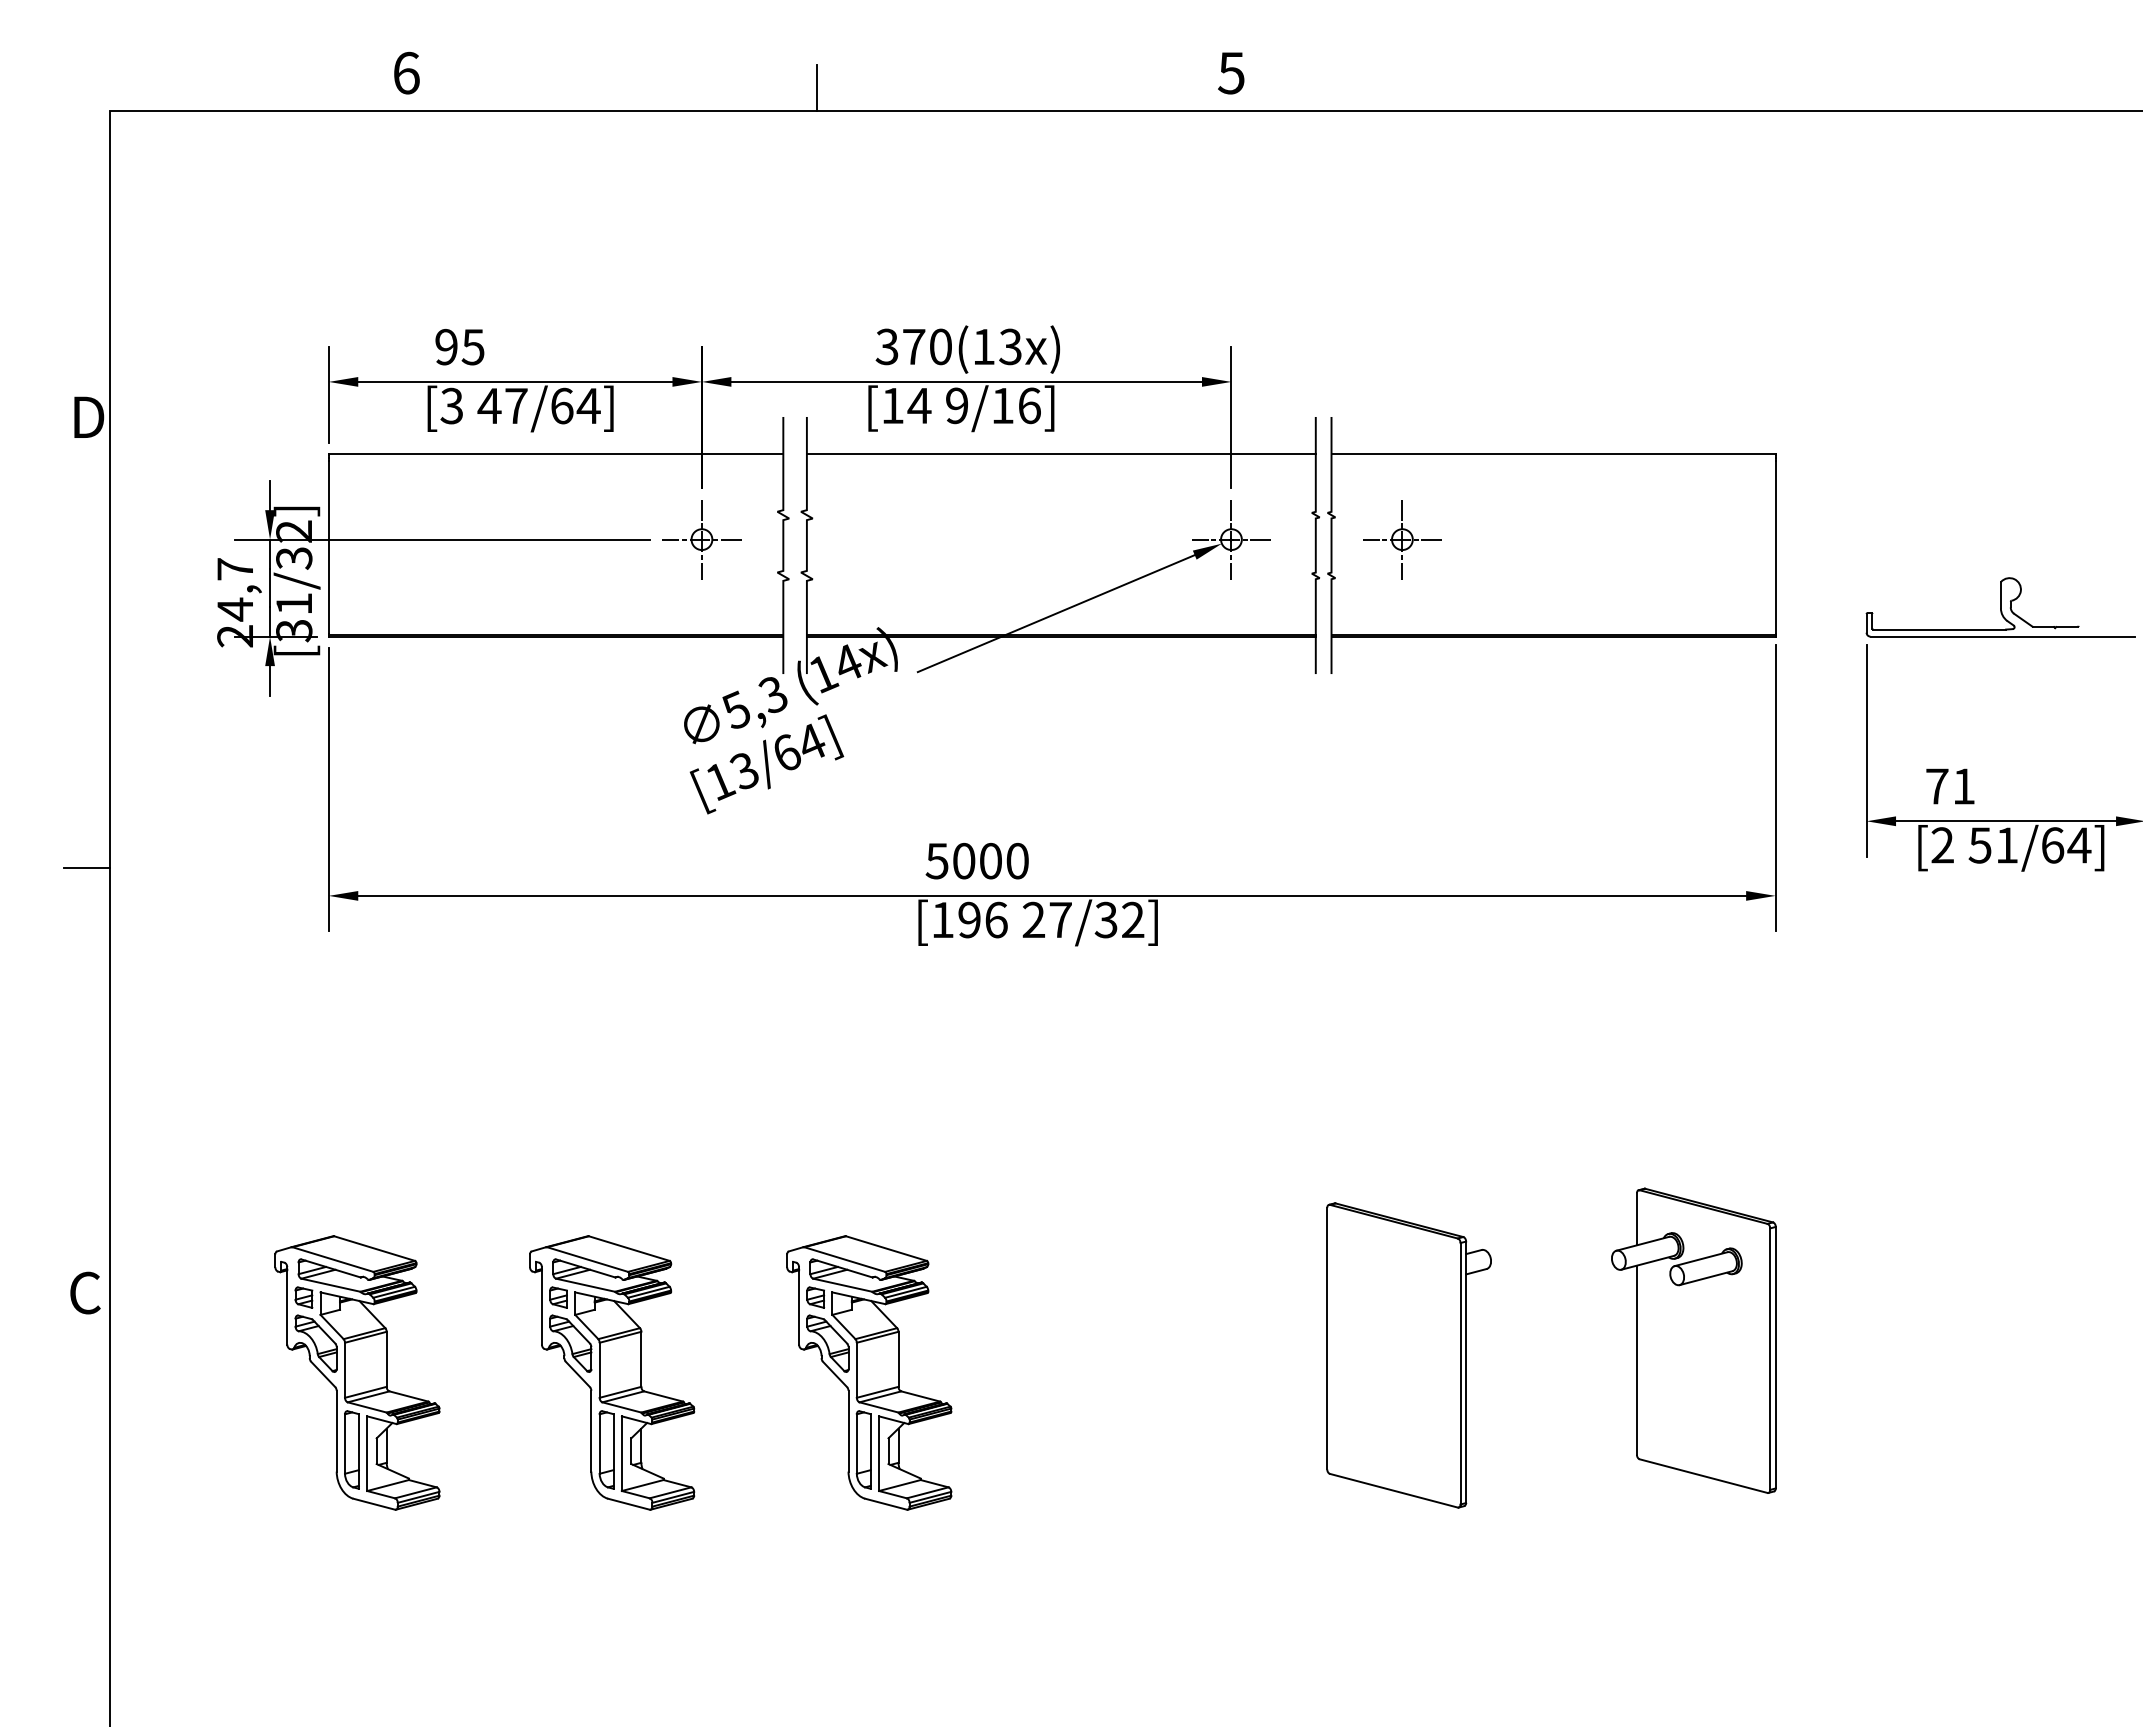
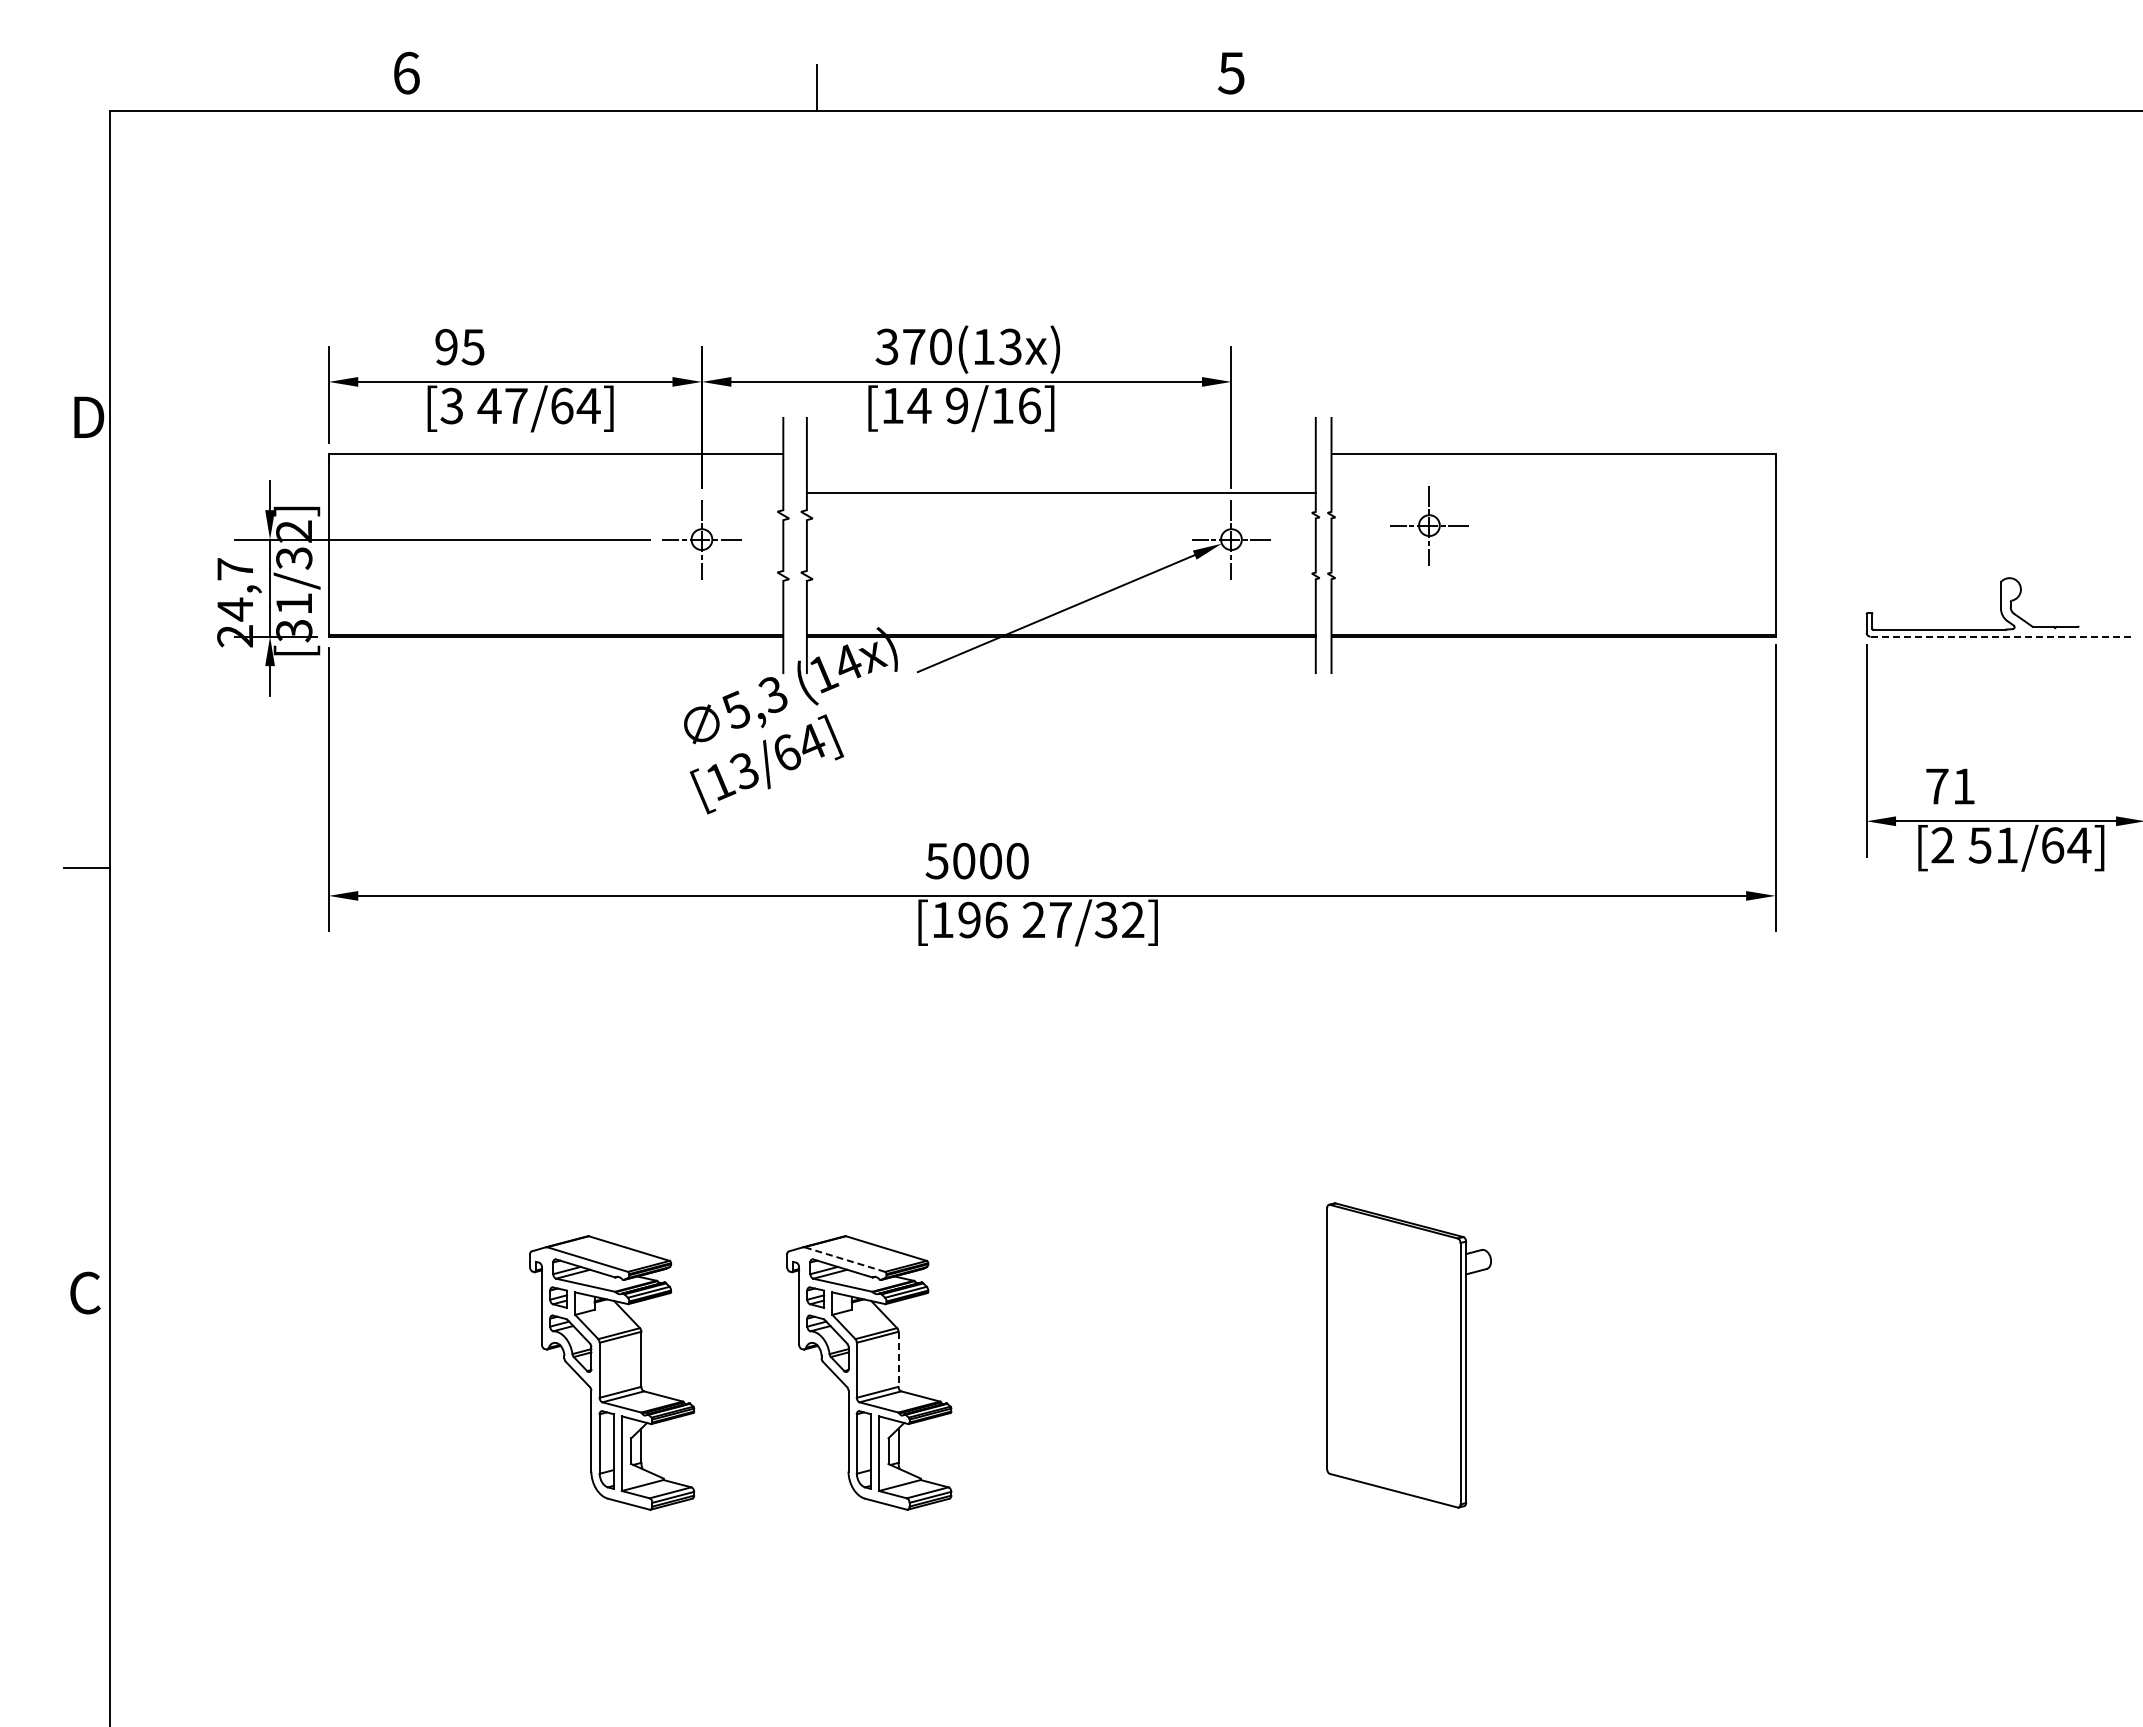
line position: (1060, 454) -> (1060, 493) (1060, 493)
part position: (1402, 539) -> (1429, 525) (1429, 525)
line: solid -> dashed (2003, 636)
line: solid -> dashed (844, 1259)
part: present -> none (1693, 1340)
line: solid -> dashed (898, 1359)
part: present -> none (357, 1372)
